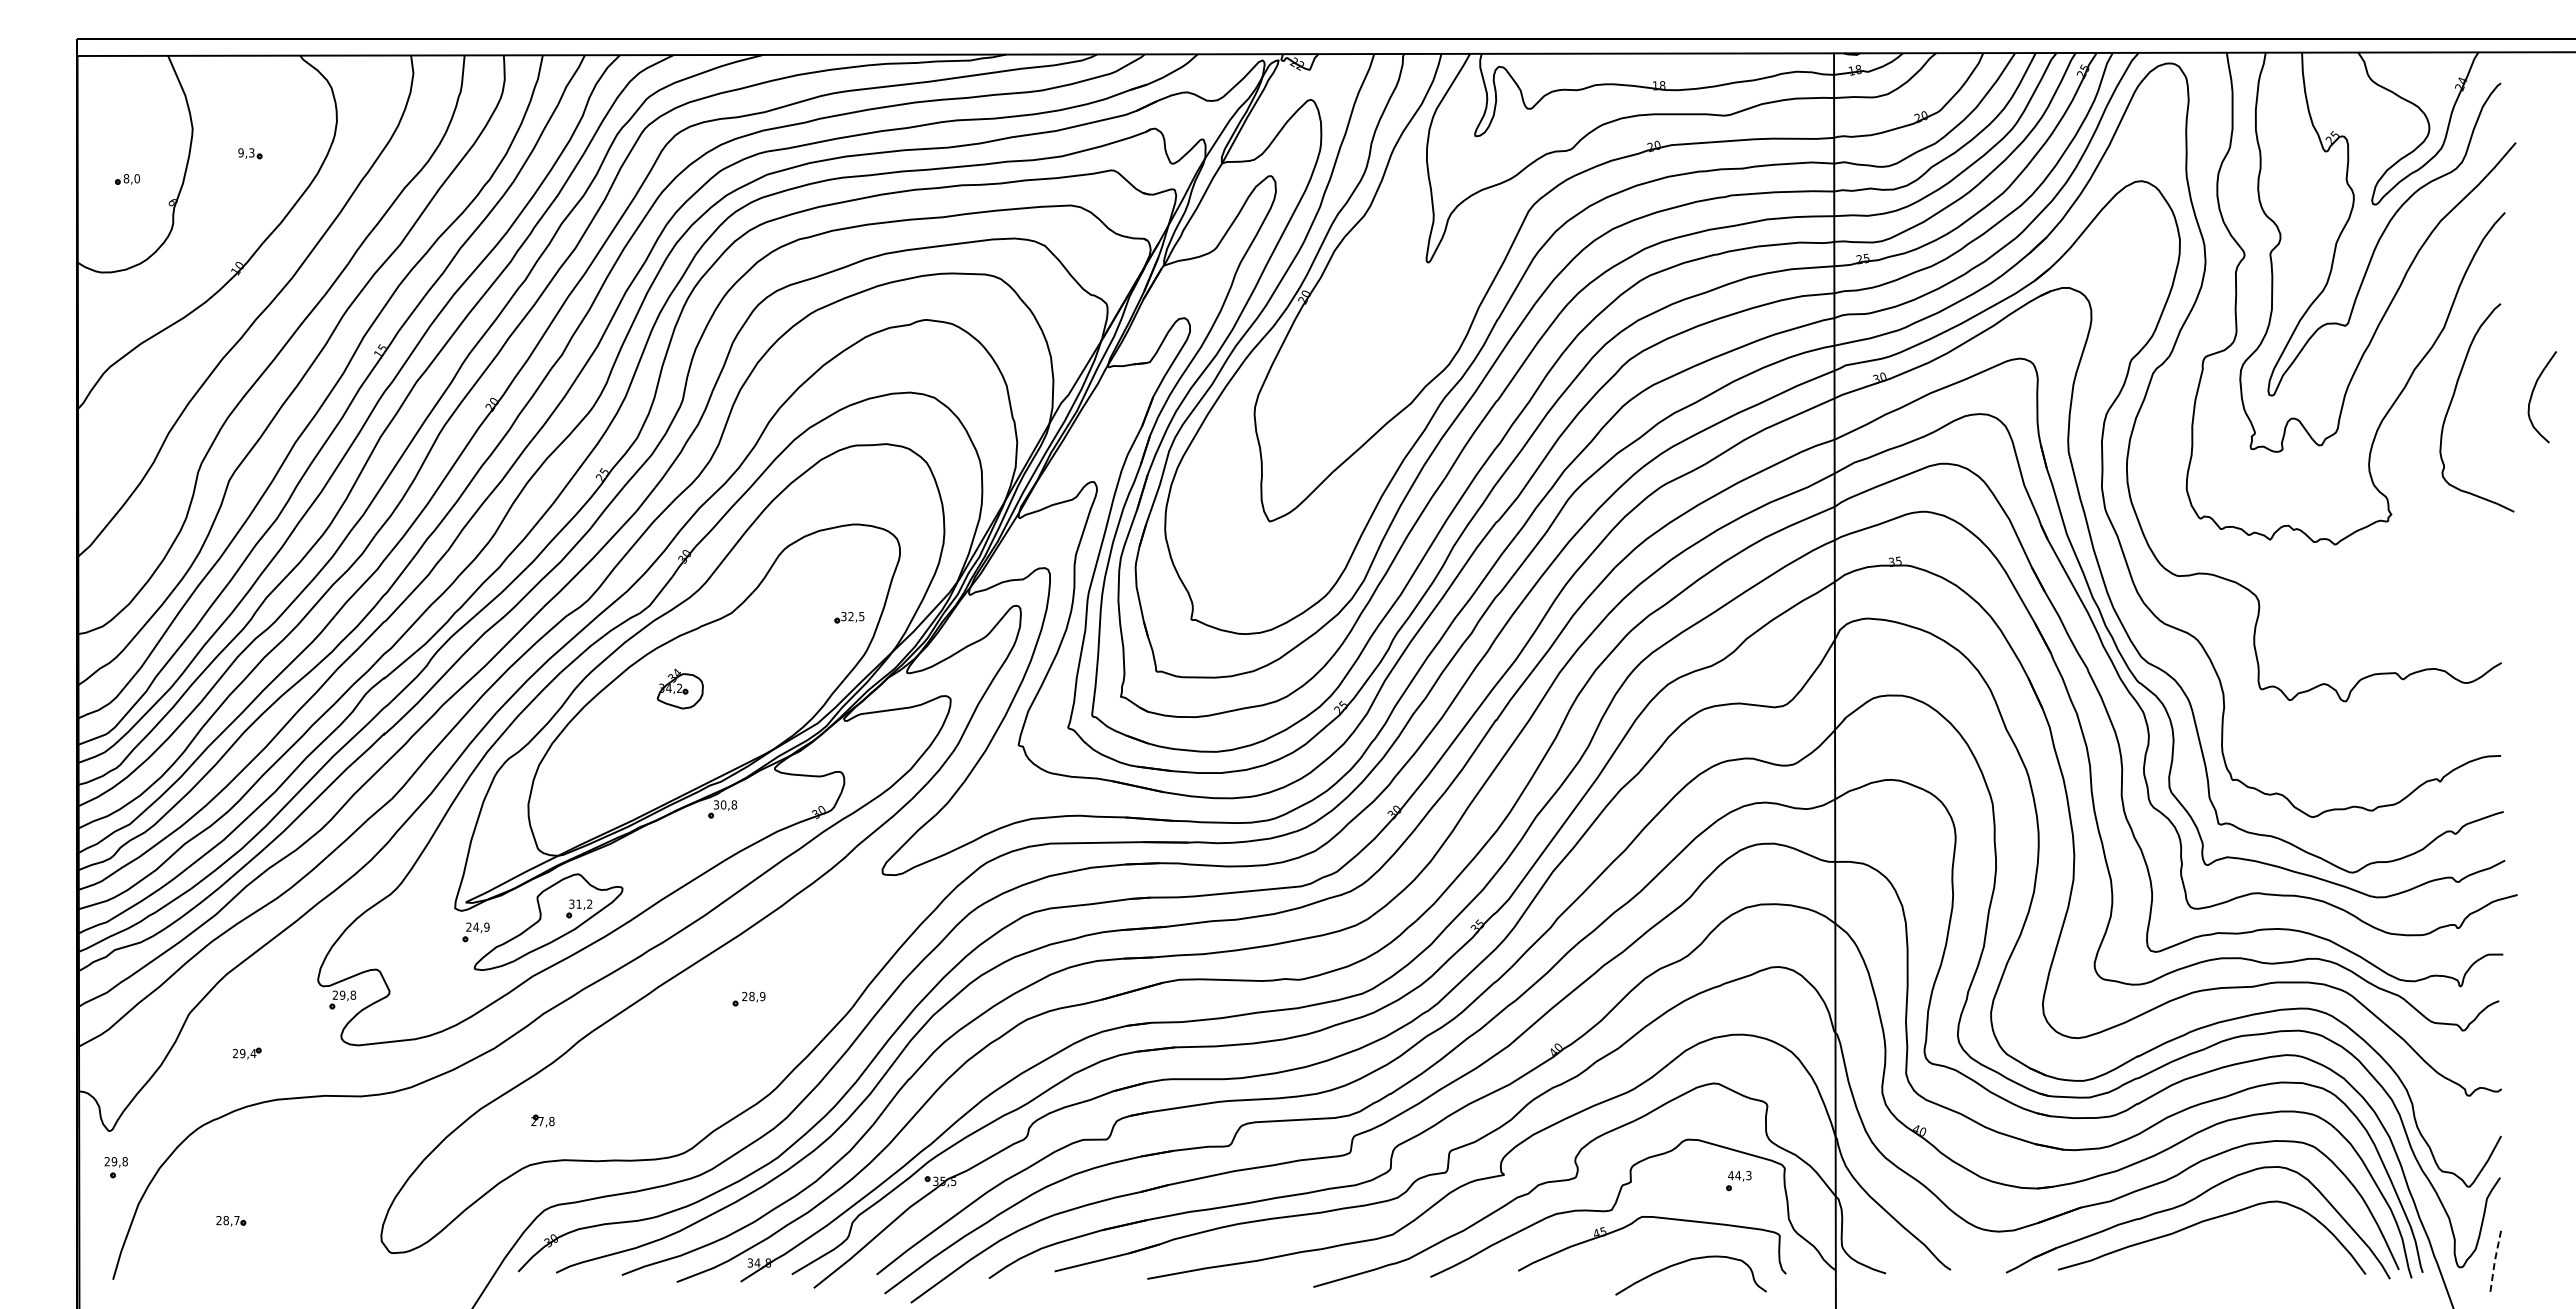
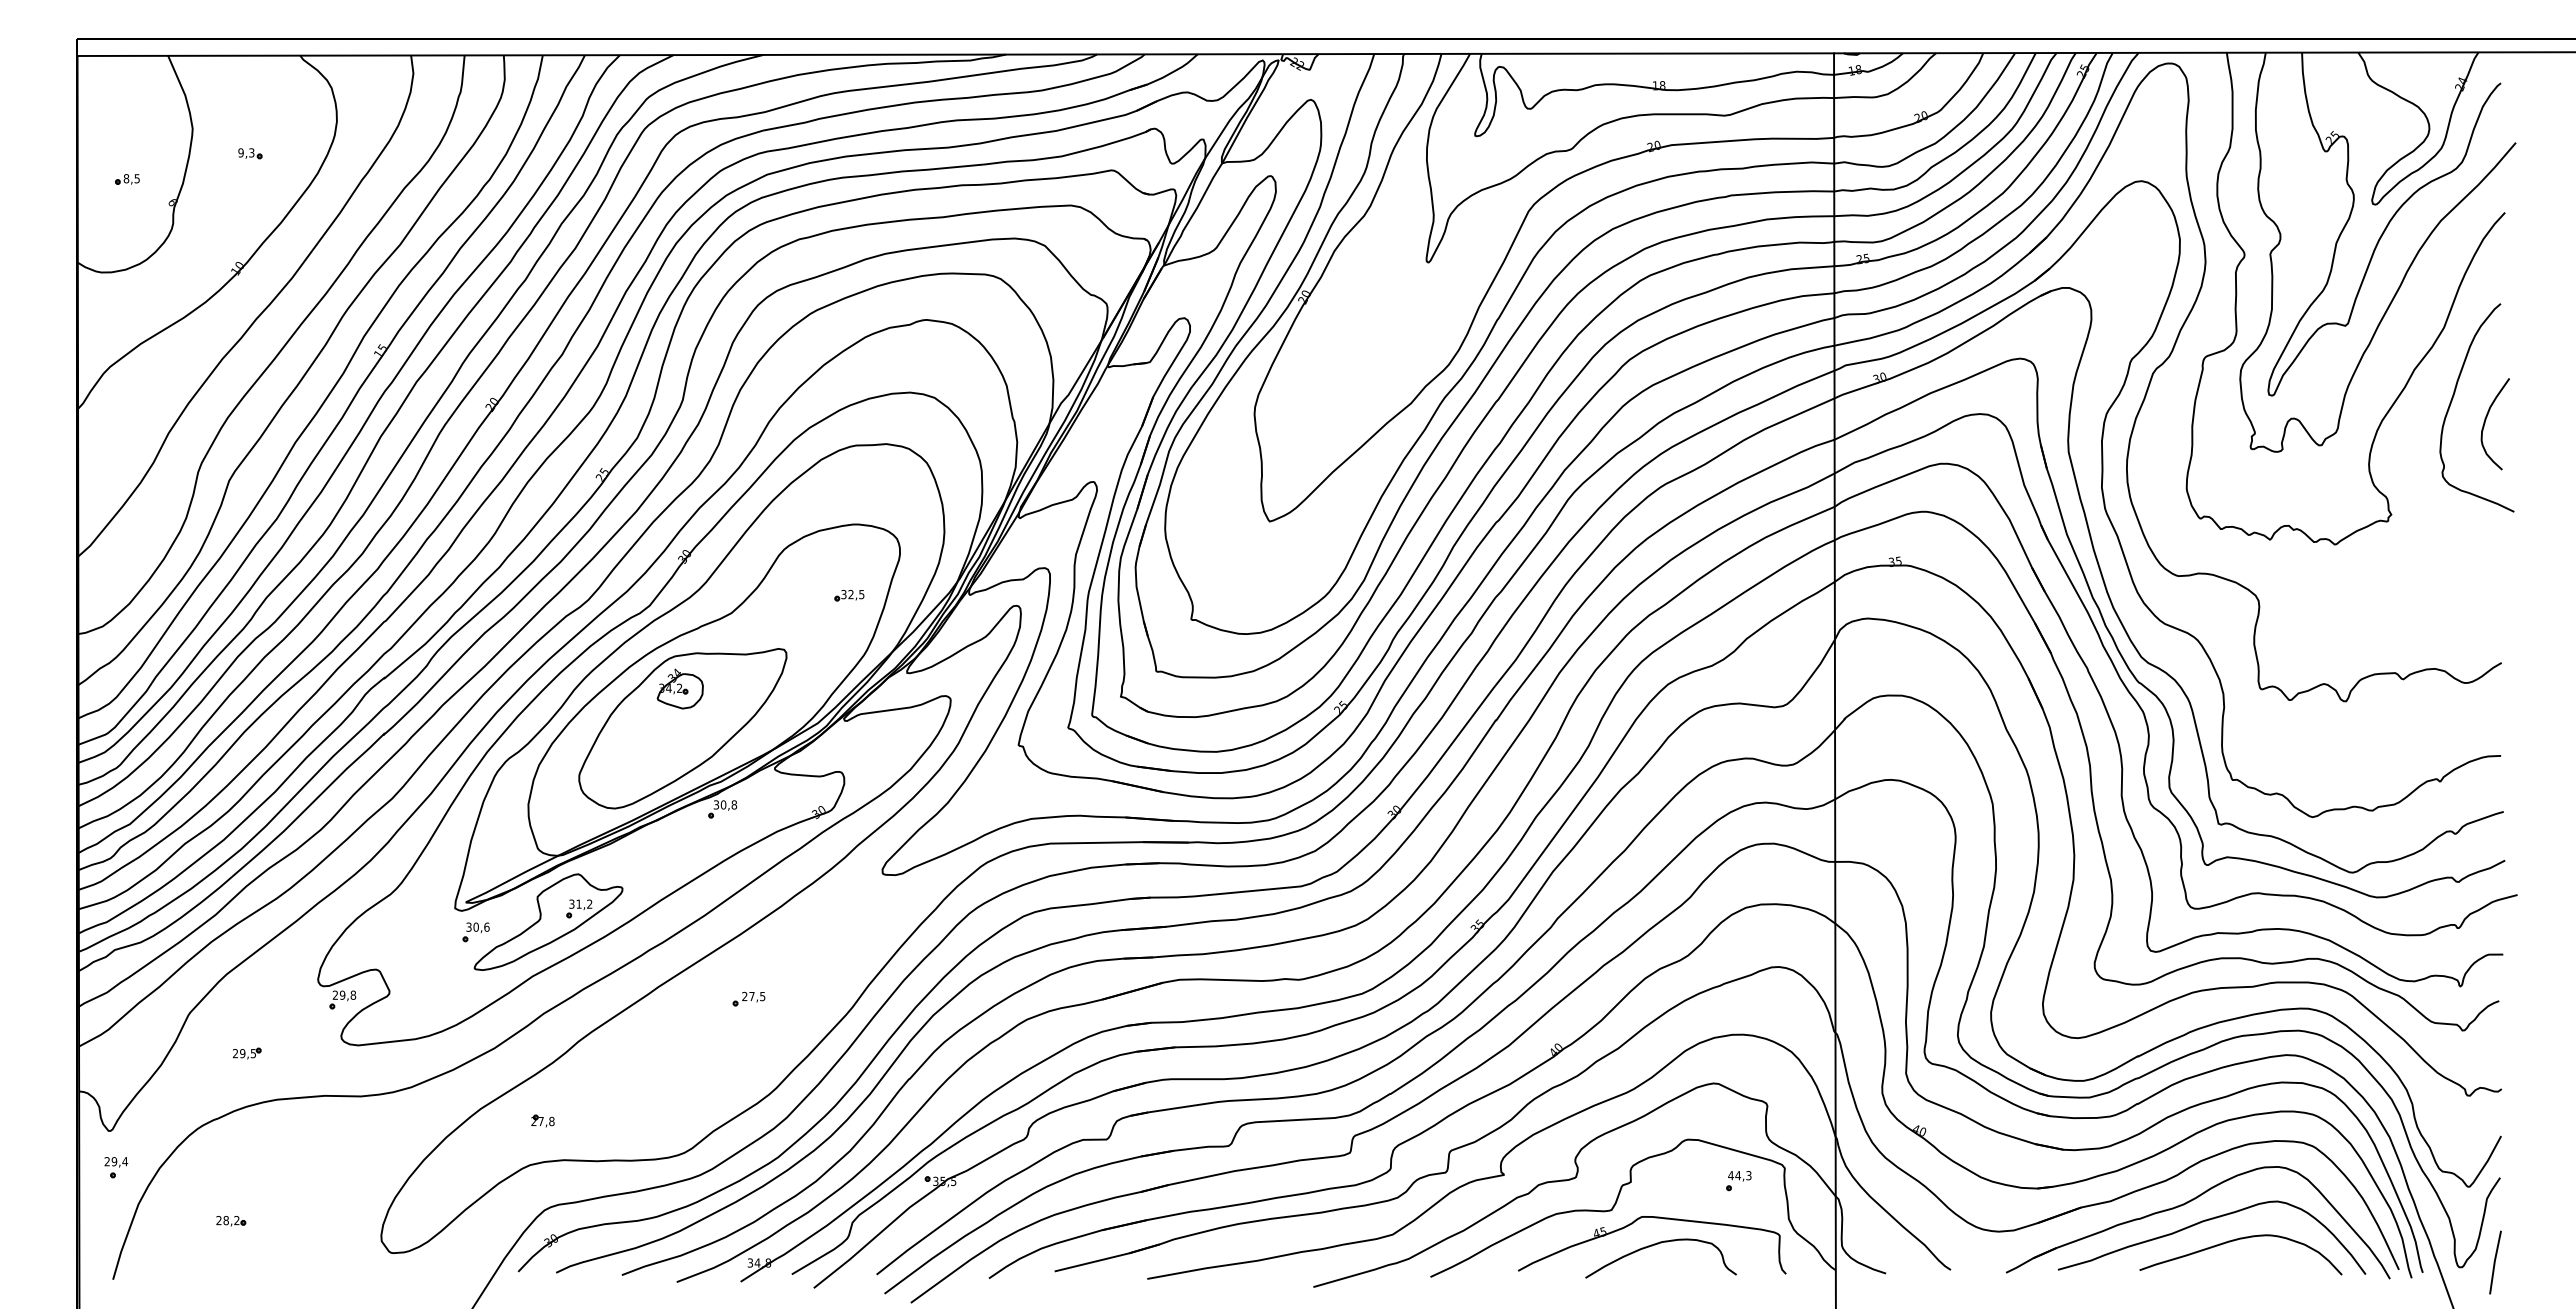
text: 8,0 -> 8,5 (136, 178)
curve position: (2533, 393) -> (2486, 420) (2486, 420)
part position: (849, 617) -> (849, 595) (849, 595)
part: none -> present (682, 728)
text: 24,9 -> 30,6 (477, 926)
text: 28,9 -> 27,5 (757, 996)
text: 29,4 -> 29,5 (253, 1053)
text: 29,8 -> 29,4 (125, 1161)
text: 28,7 -> 28,2 (236, 1220)
curve: none -> present (2237, 1240)
curve position: (1685, 1262) -> (1655, 1245) (1655, 1245)
line: dashed -> solid (2494, 1262)
